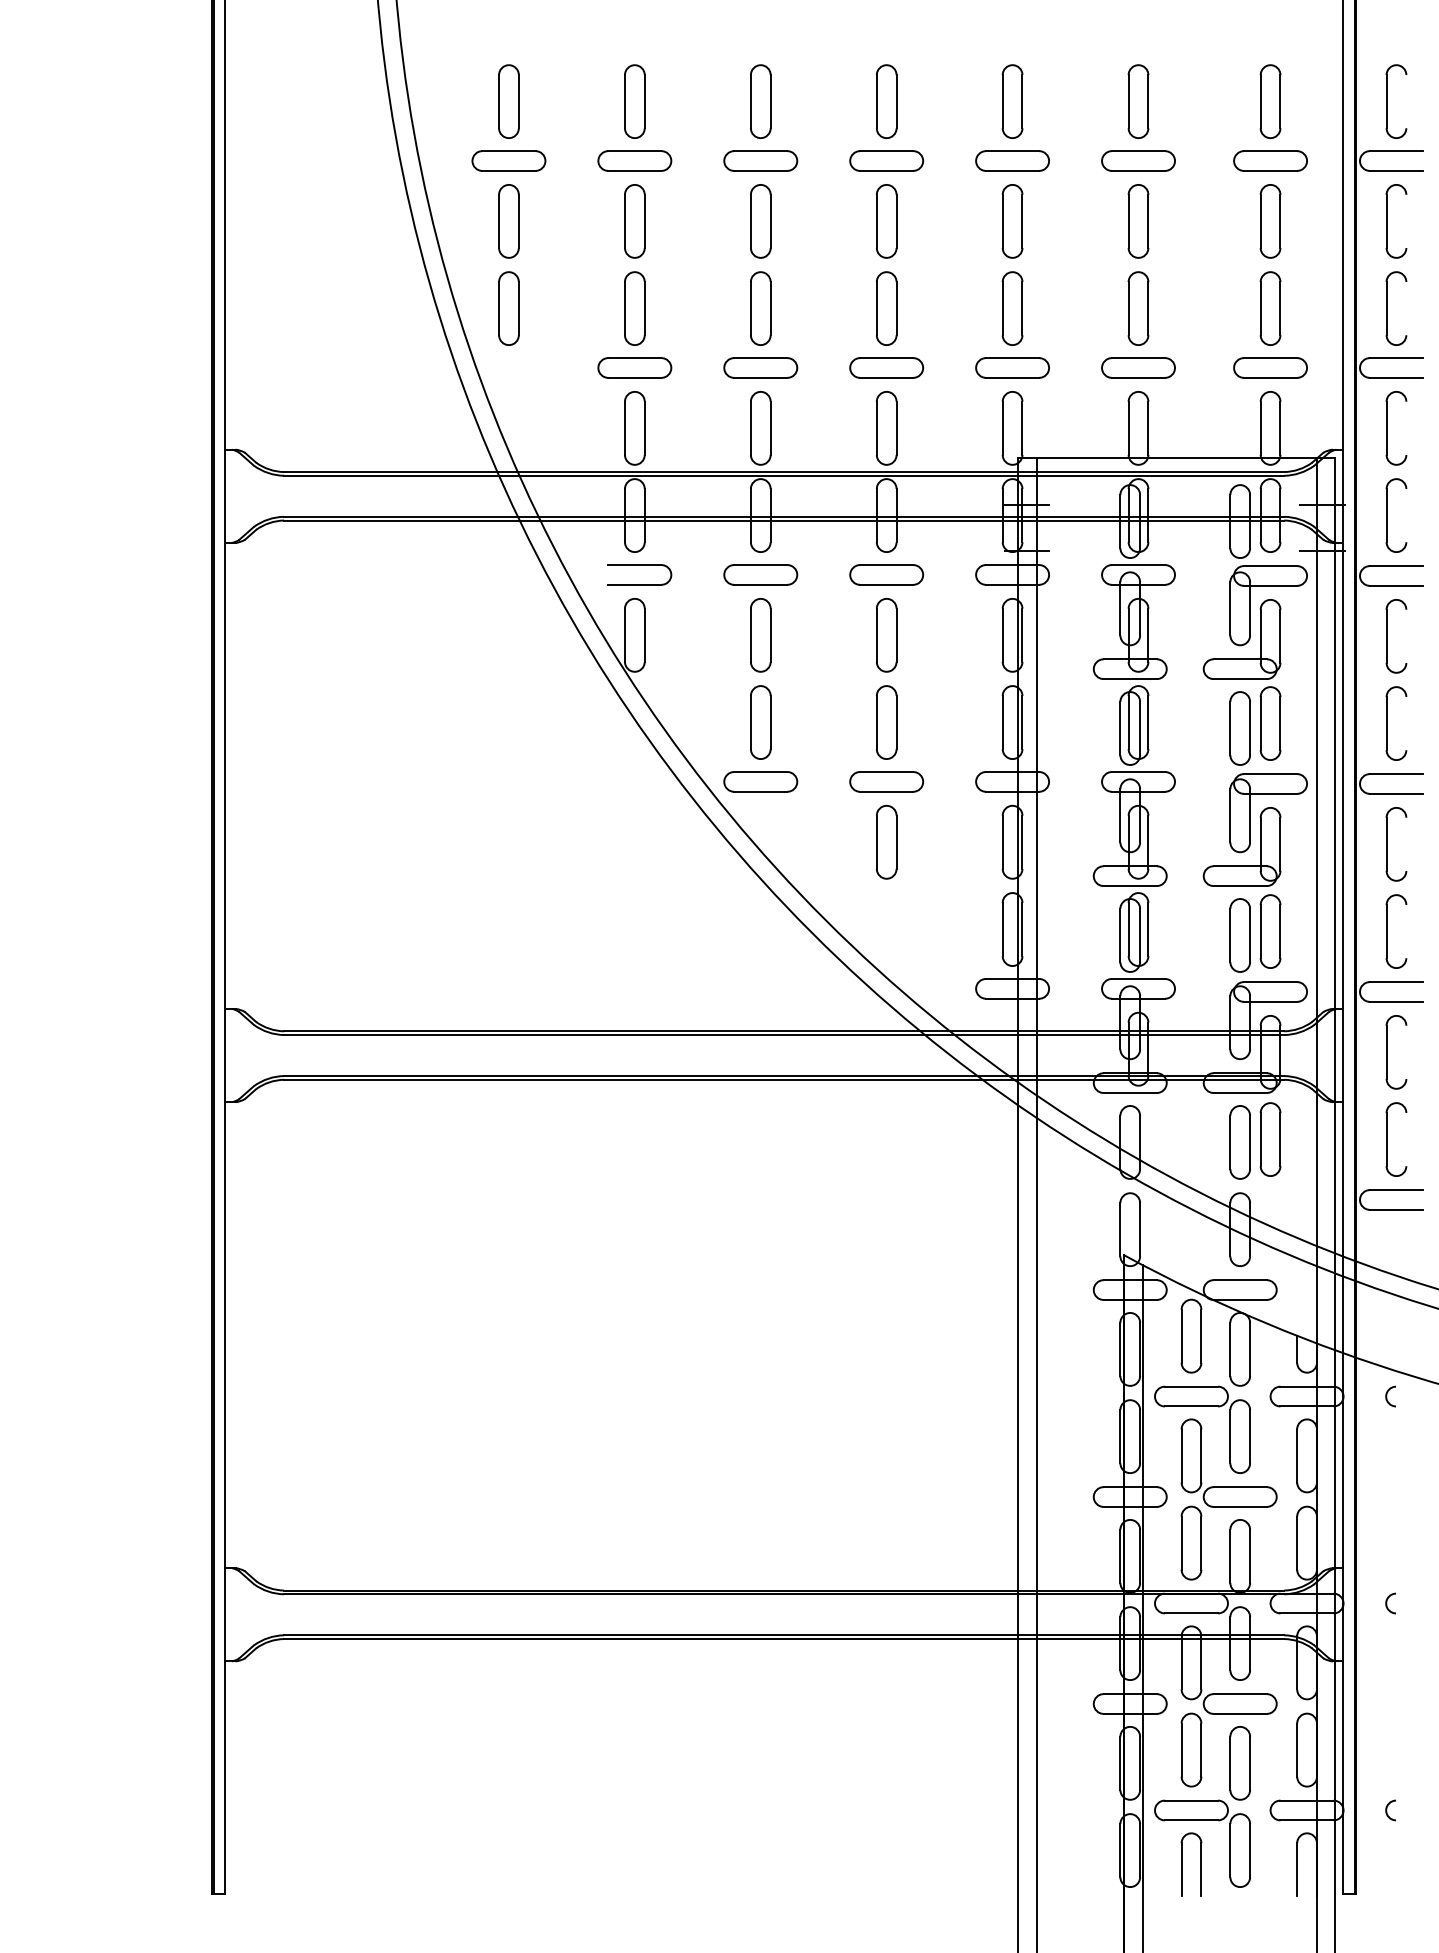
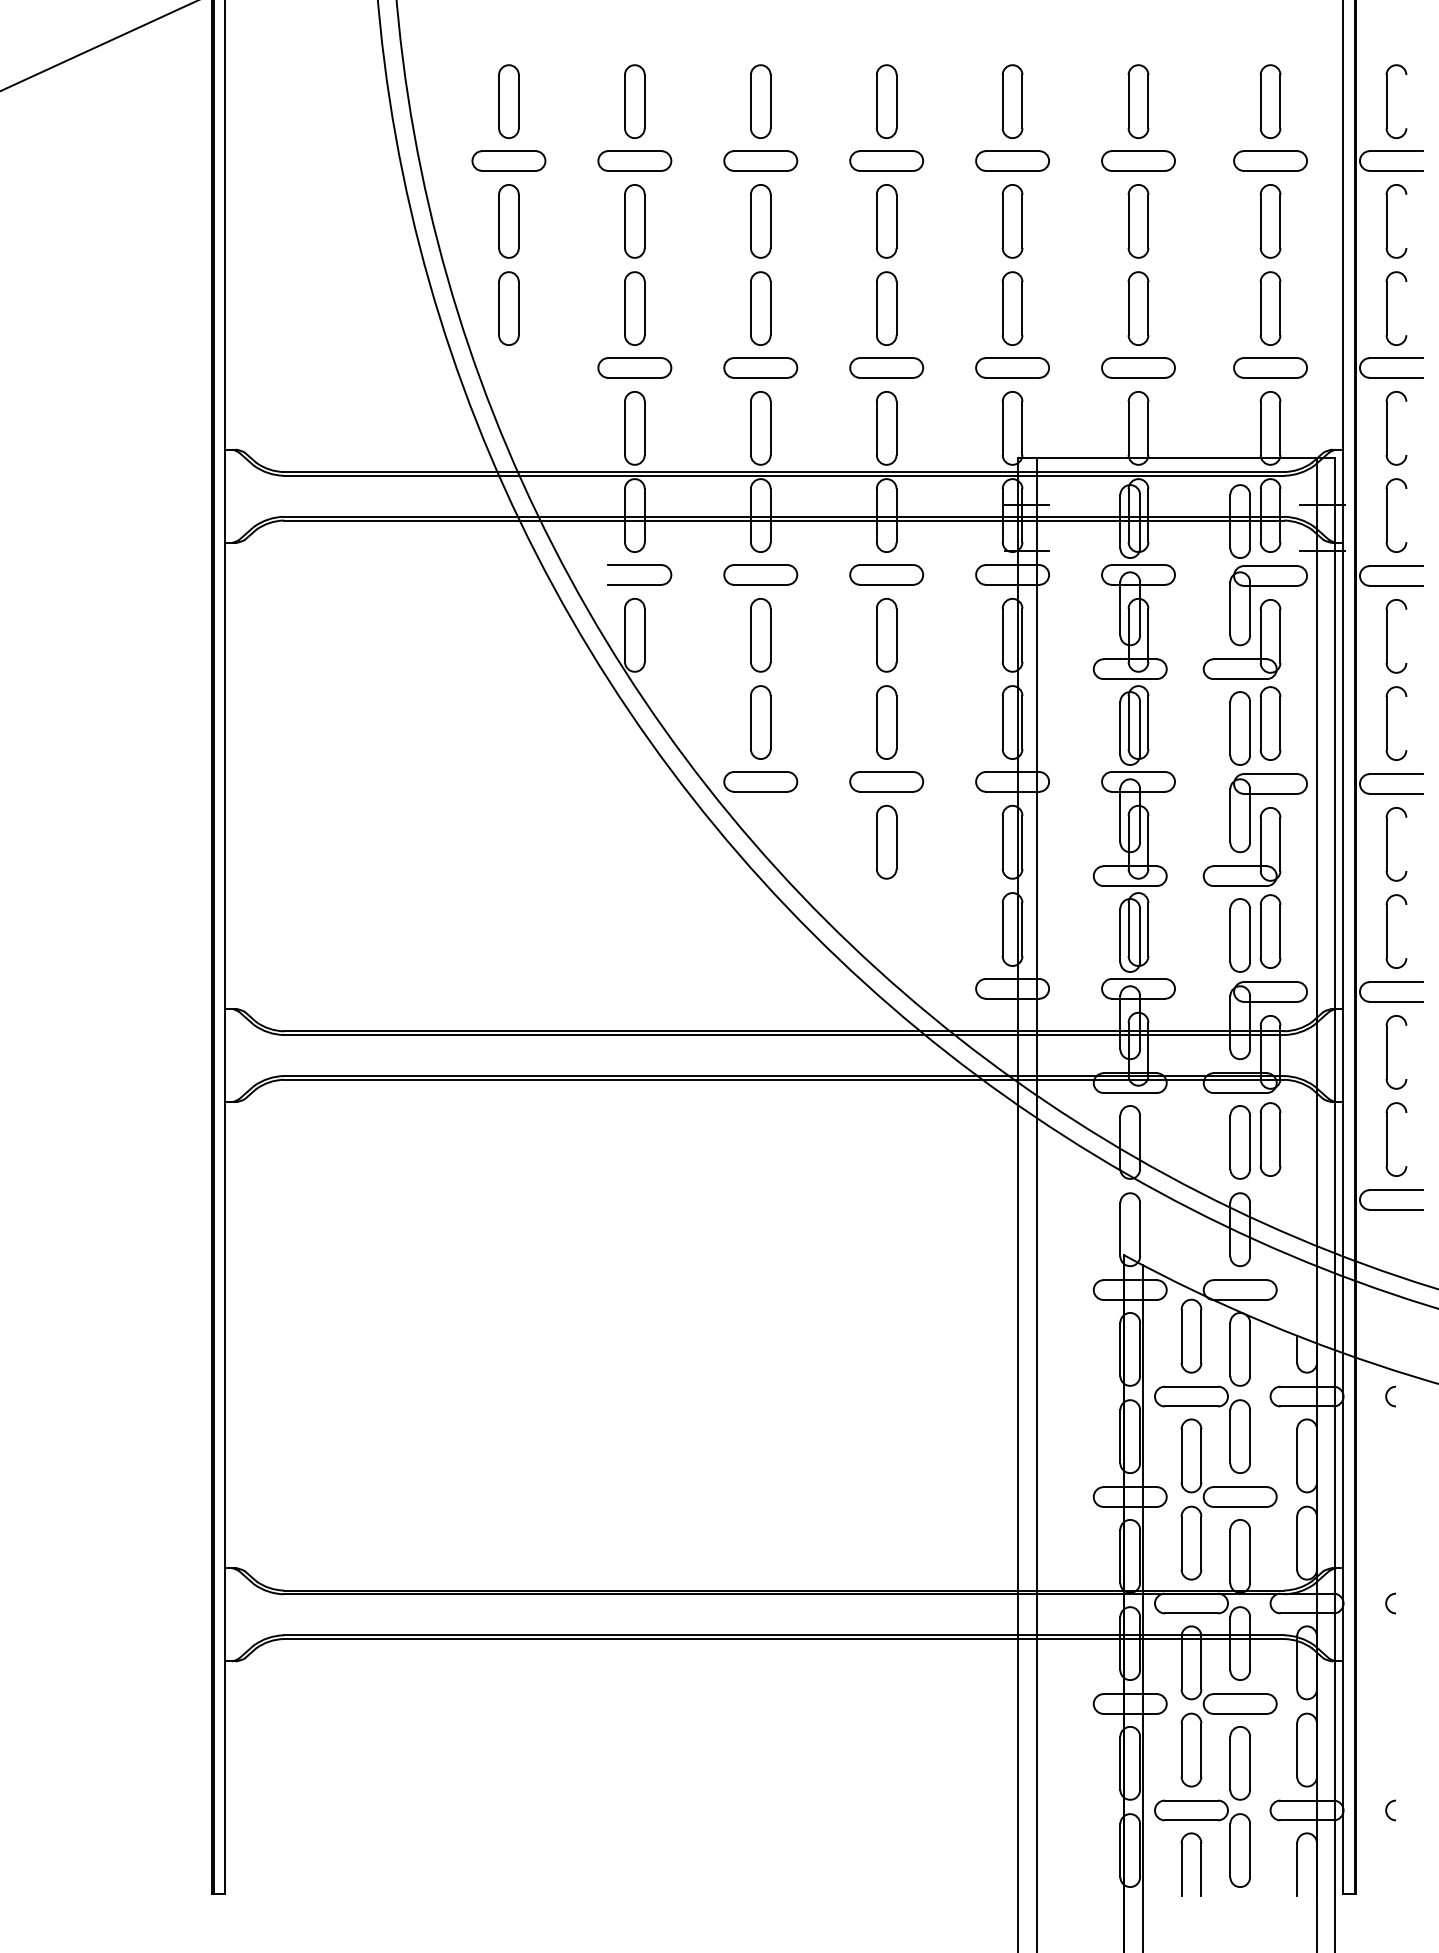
line: none -> present (98, 46)
